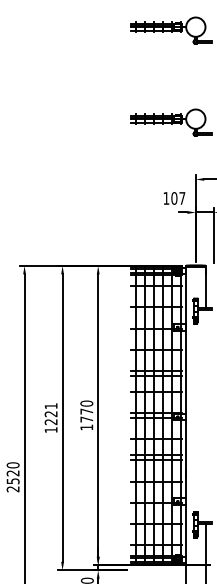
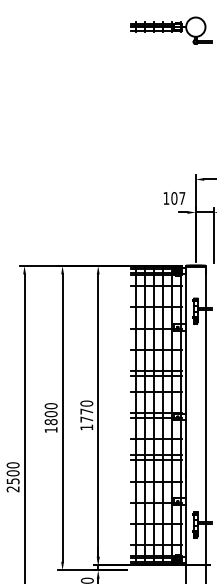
part: present -> none (171, 122)
text: 1221 -> 1800 (50, 414)
line: none -> present (205, 415)
text: 2520 -> 2500 (12, 473)
